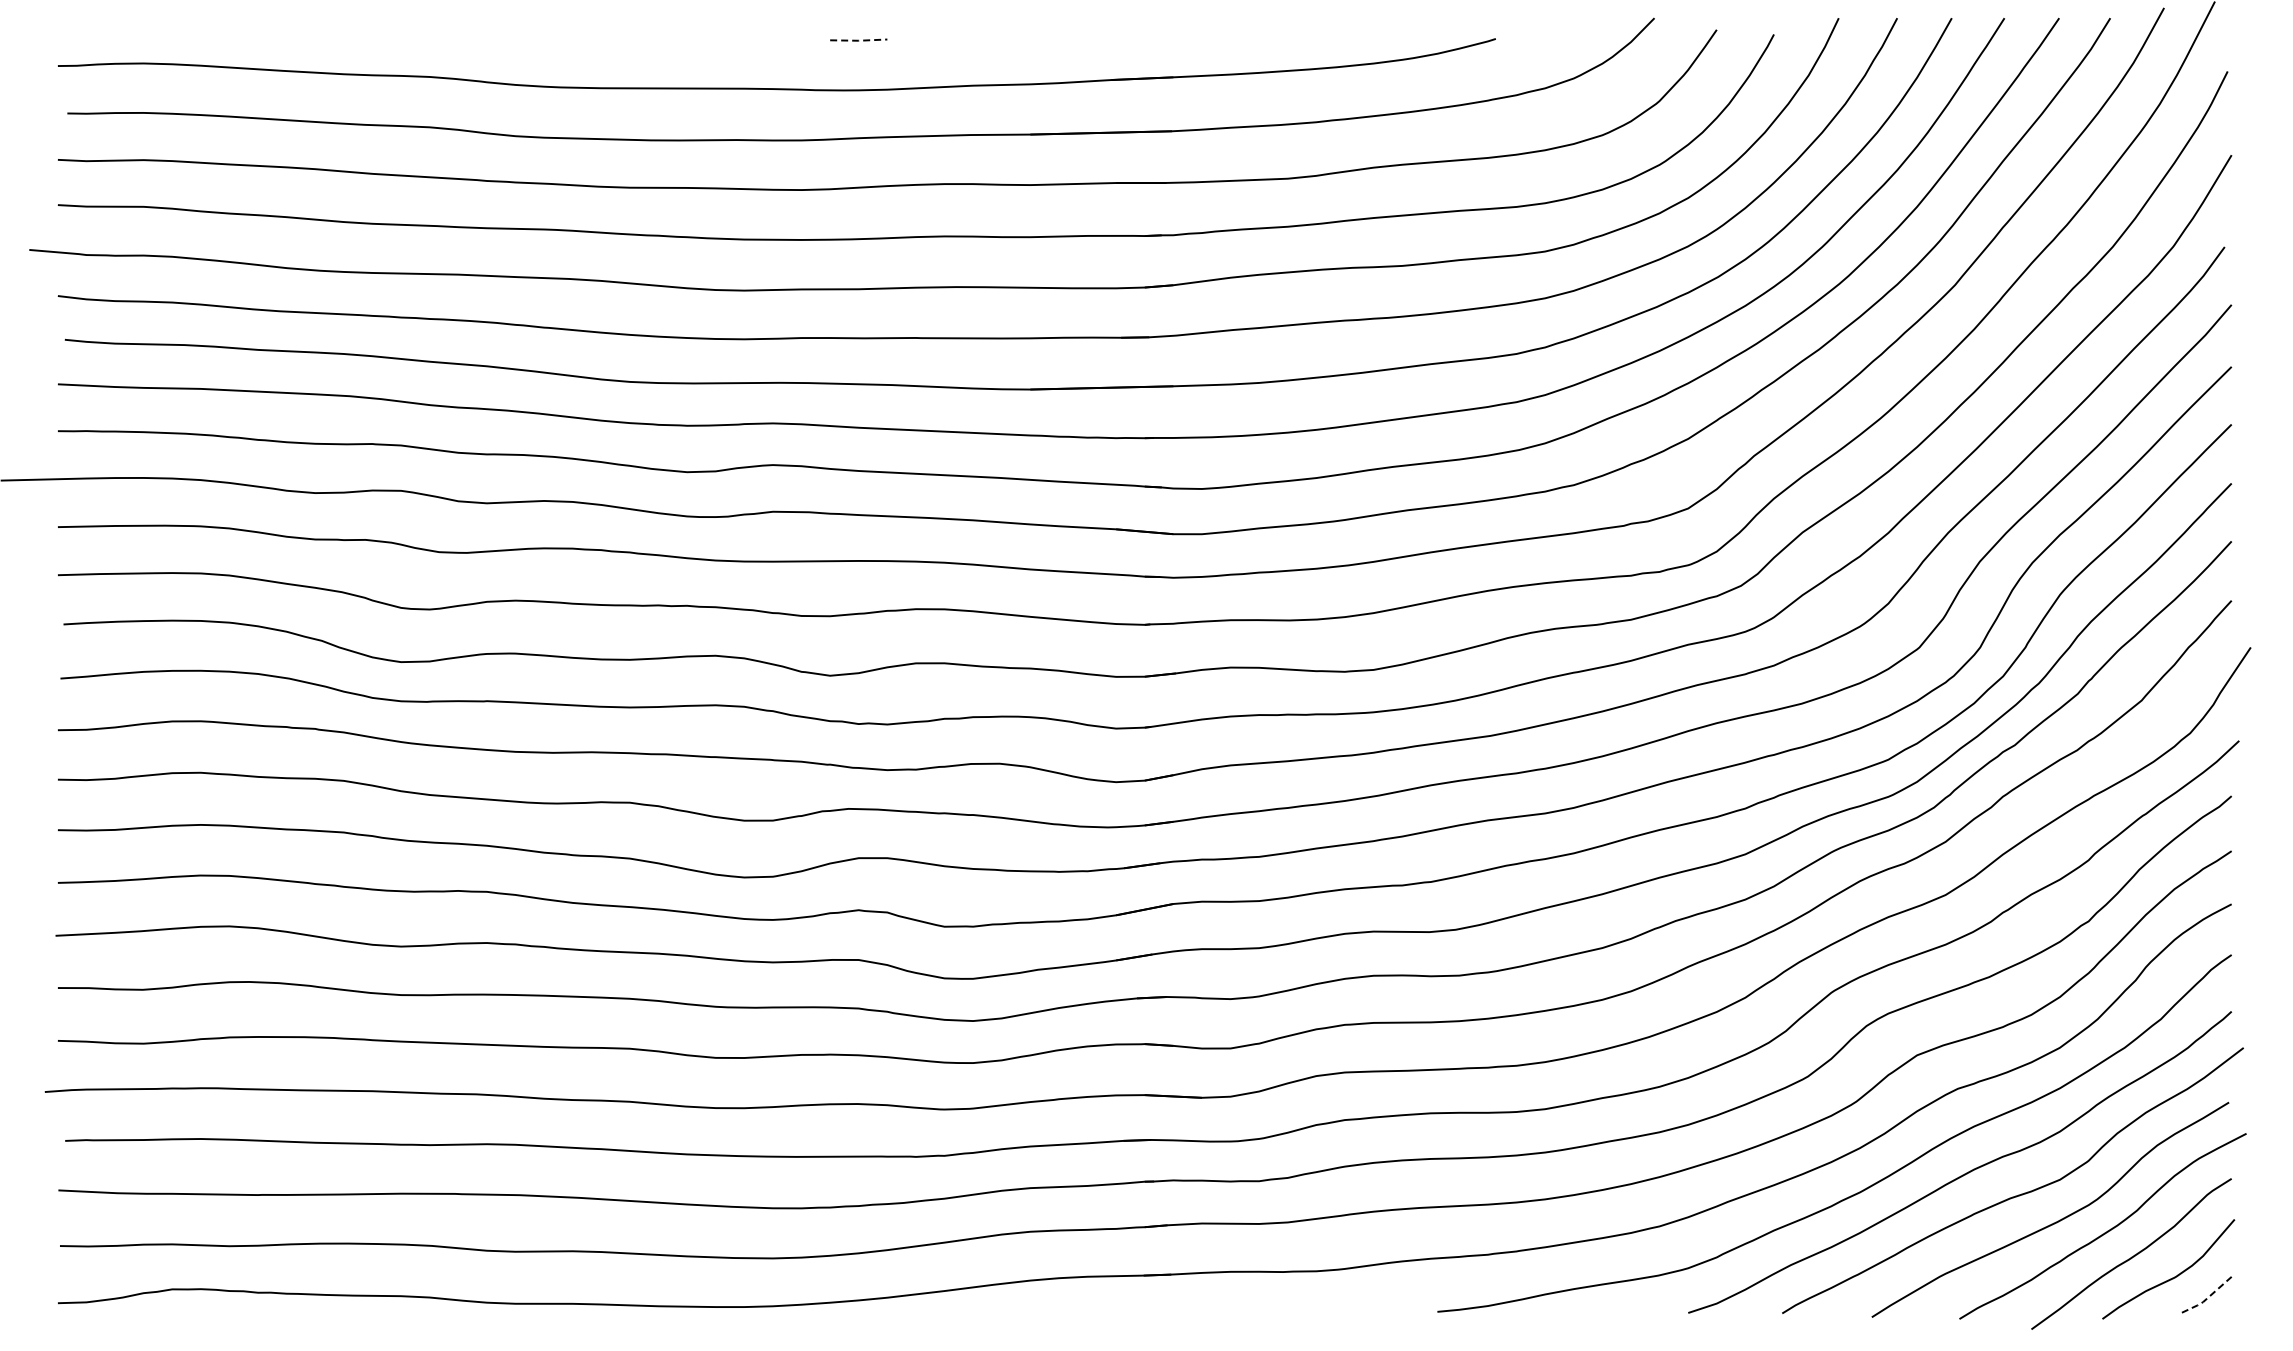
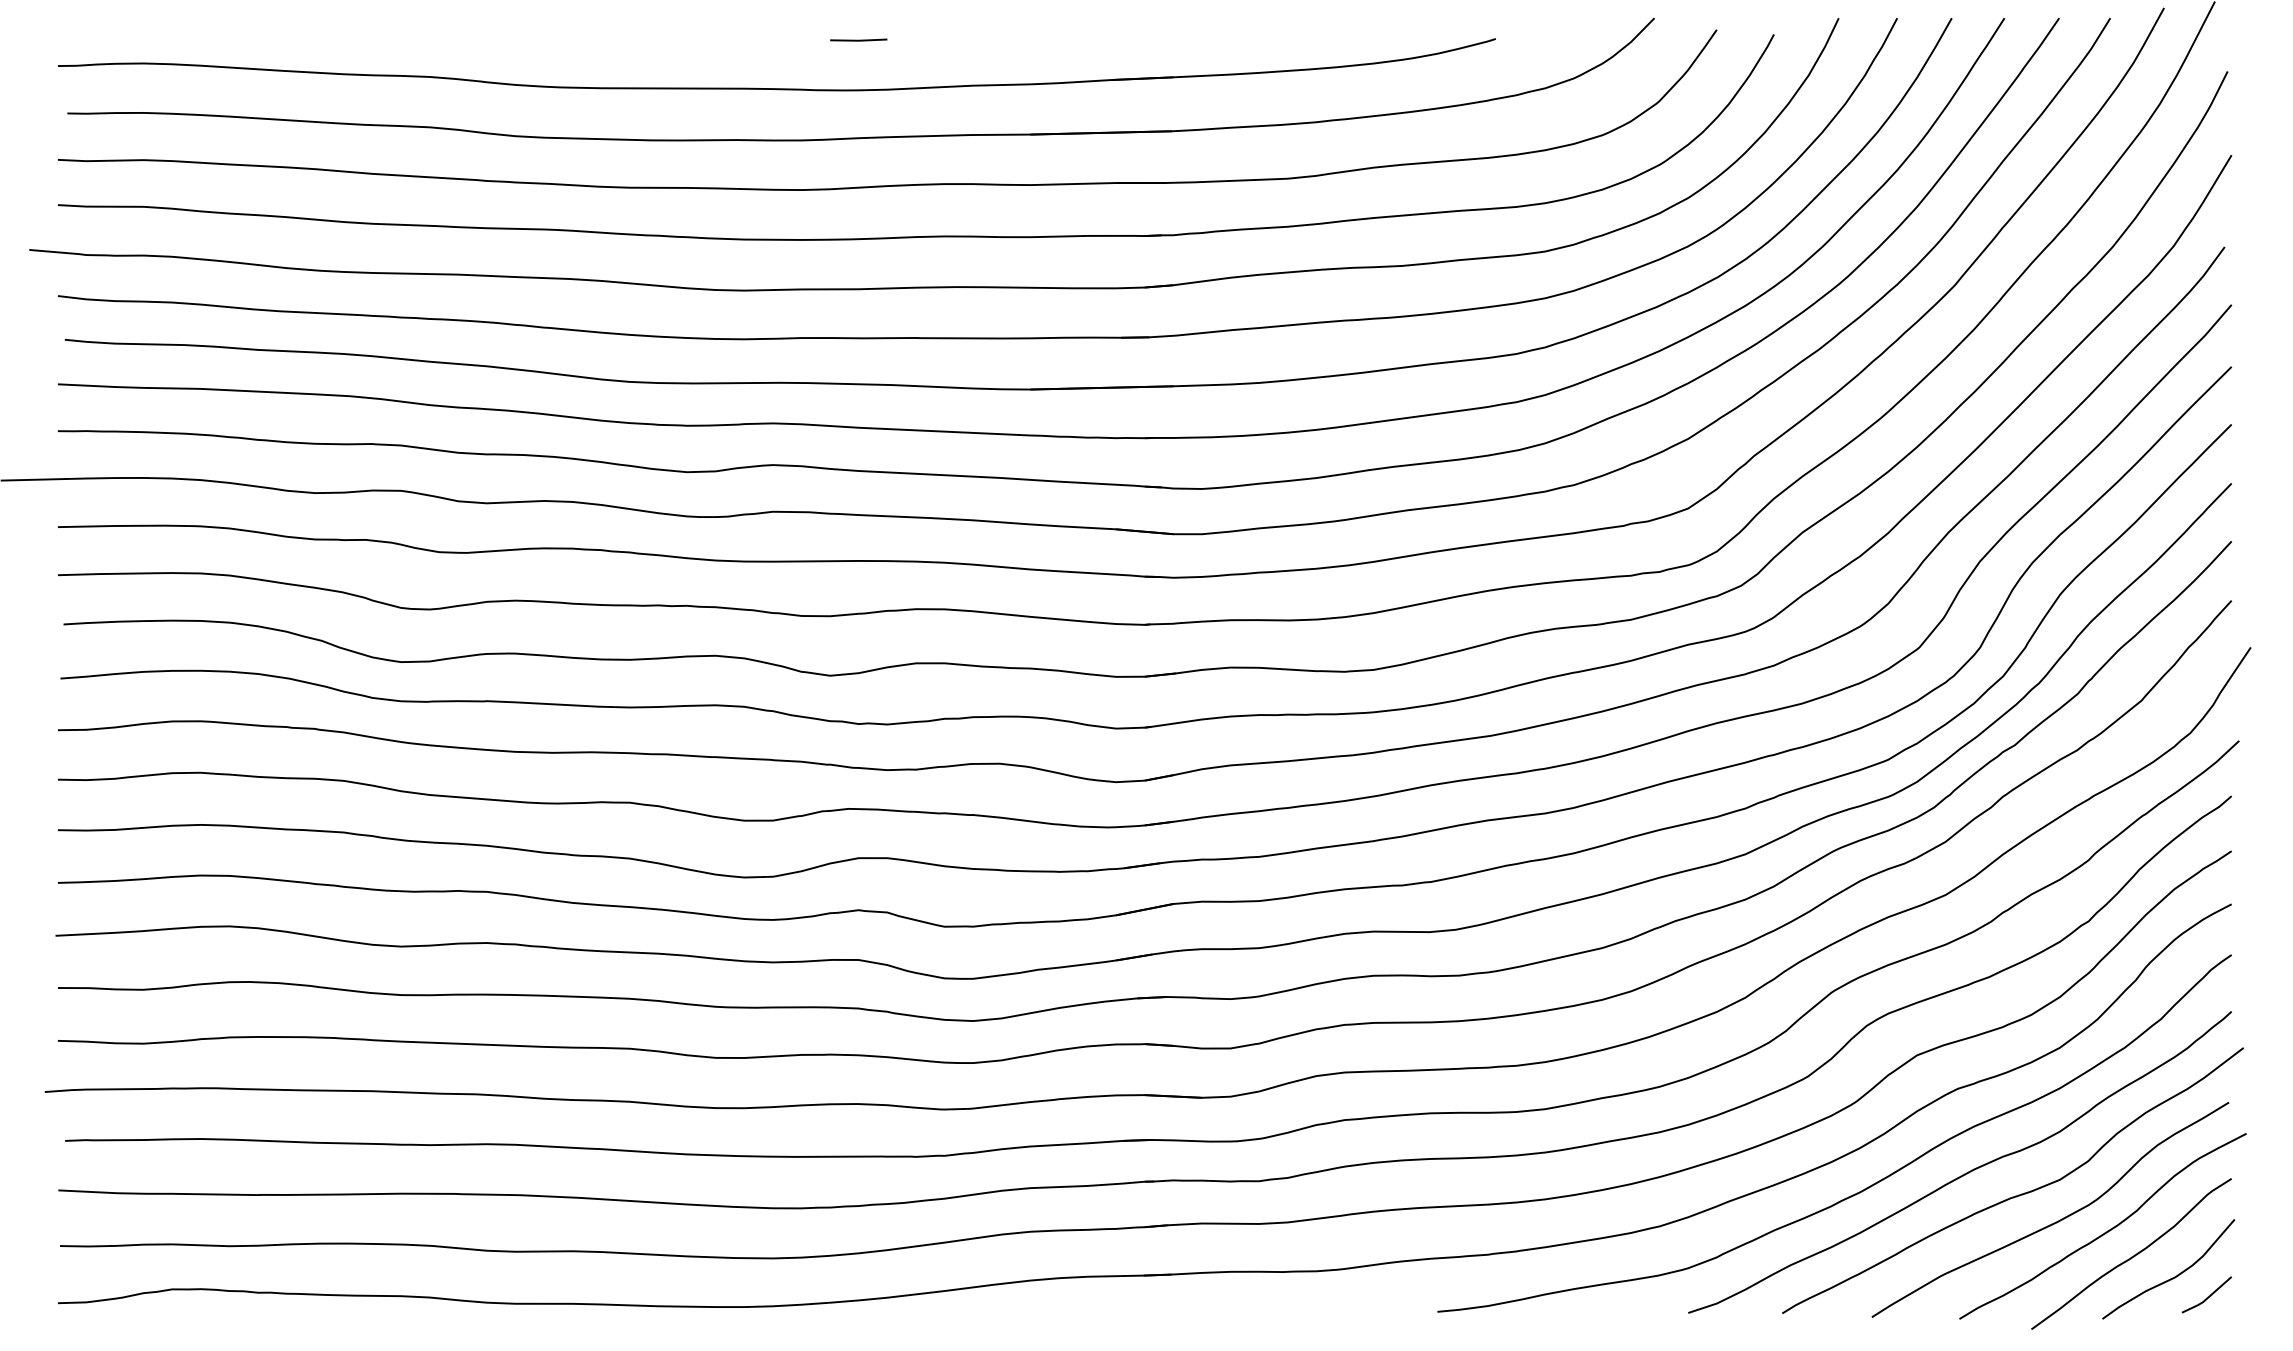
line: dashed -> solid (858, 40)
line: dashed -> solid (2207, 1298)
